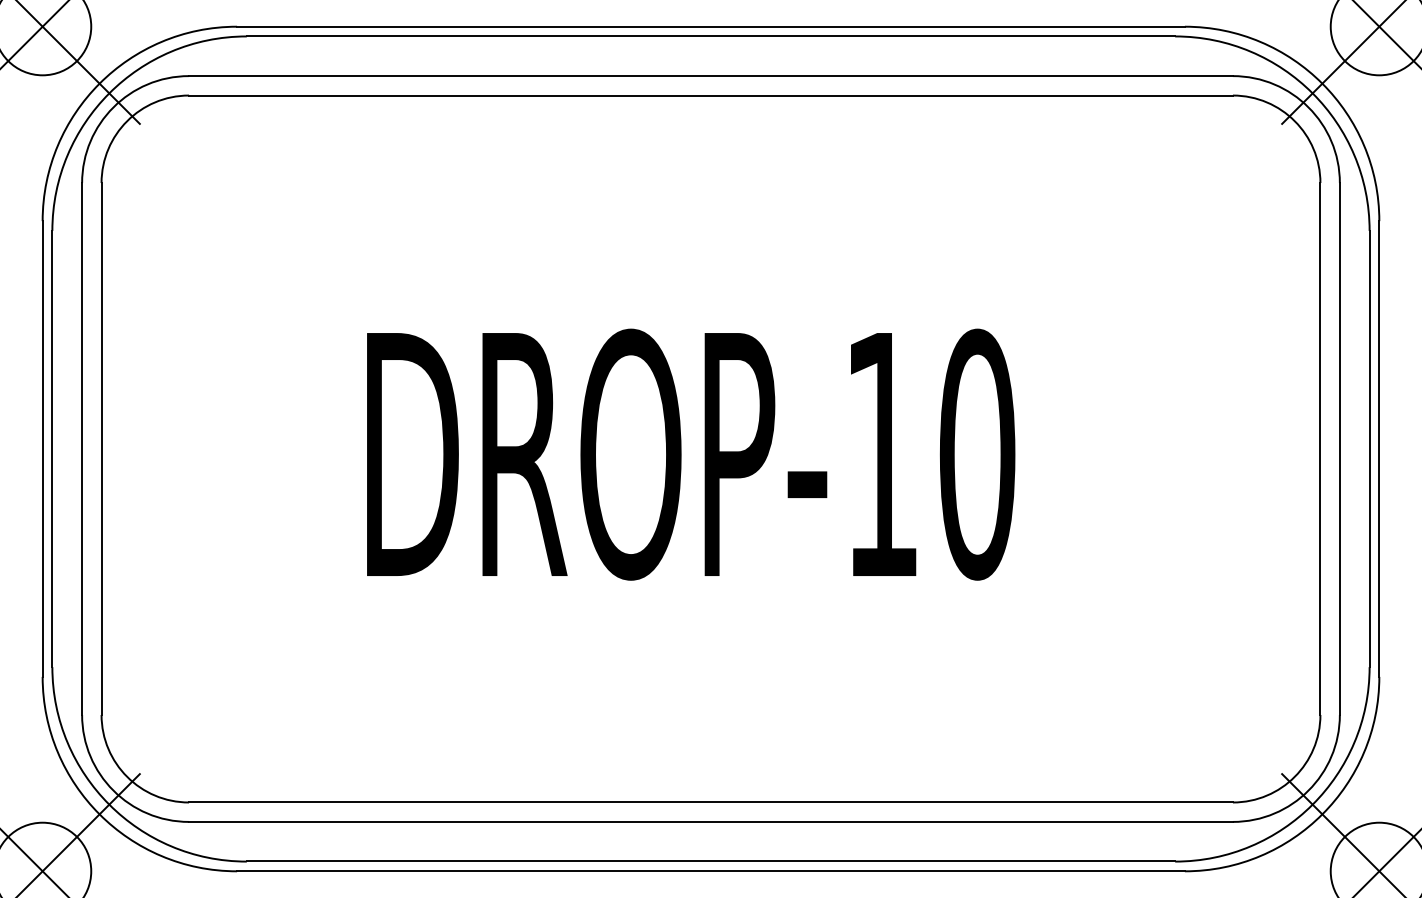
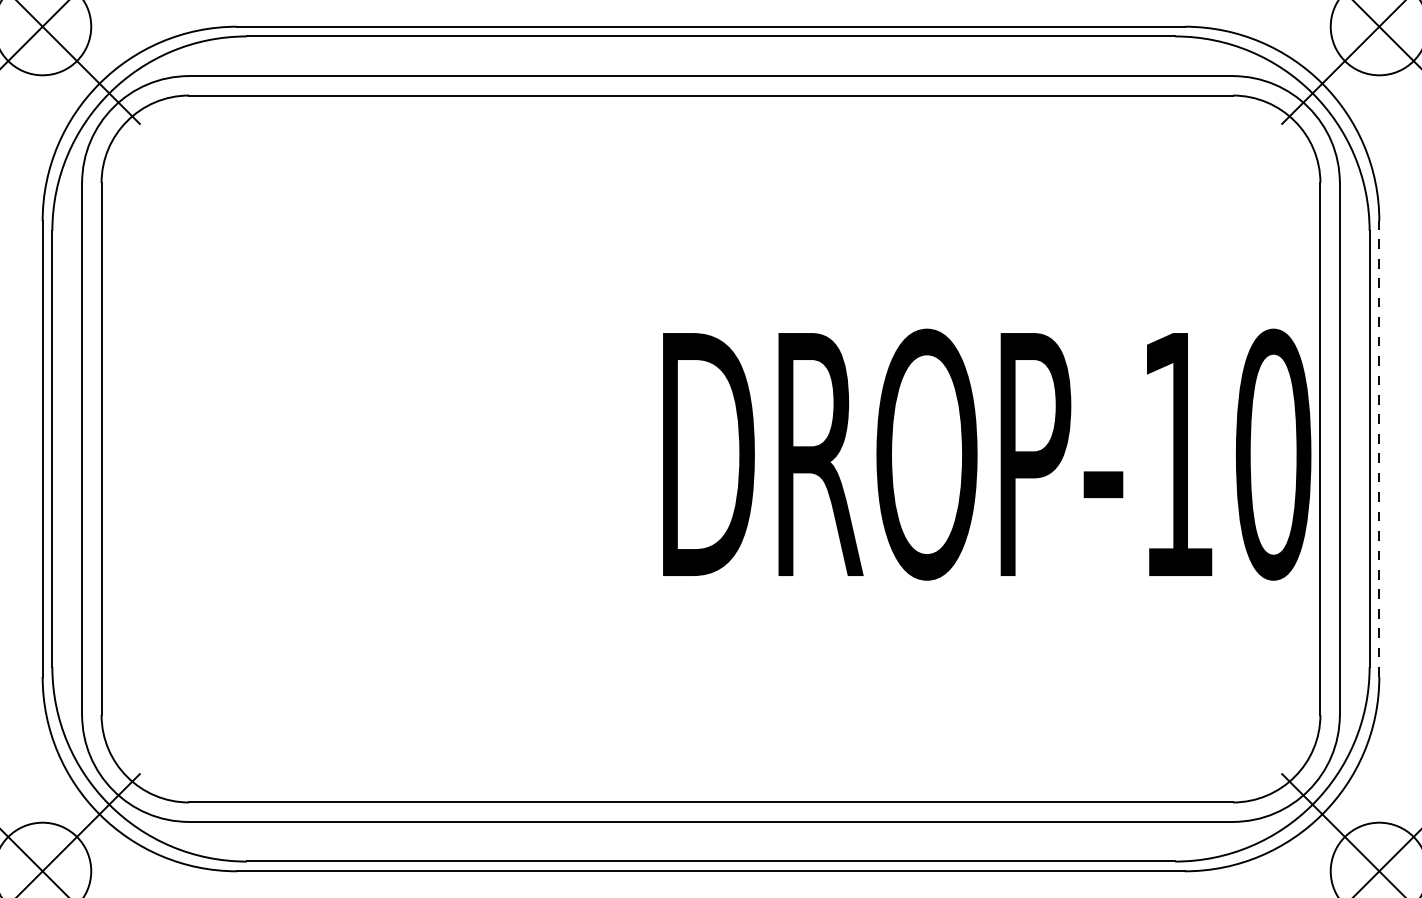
line: solid -> dashed (1379, 449)
text position: (691, 454) -> (987, 454) (987, 454)
